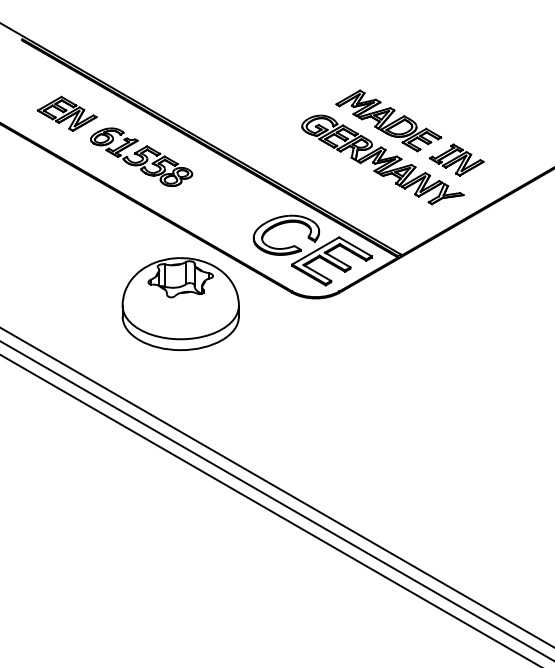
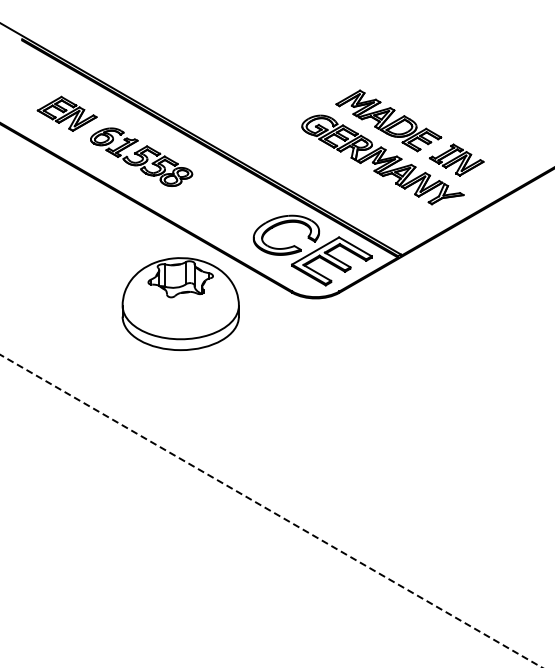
line: present -> none (276, 487)
line: present -> none (276, 500)
line: solid -> dashed (271, 511)
